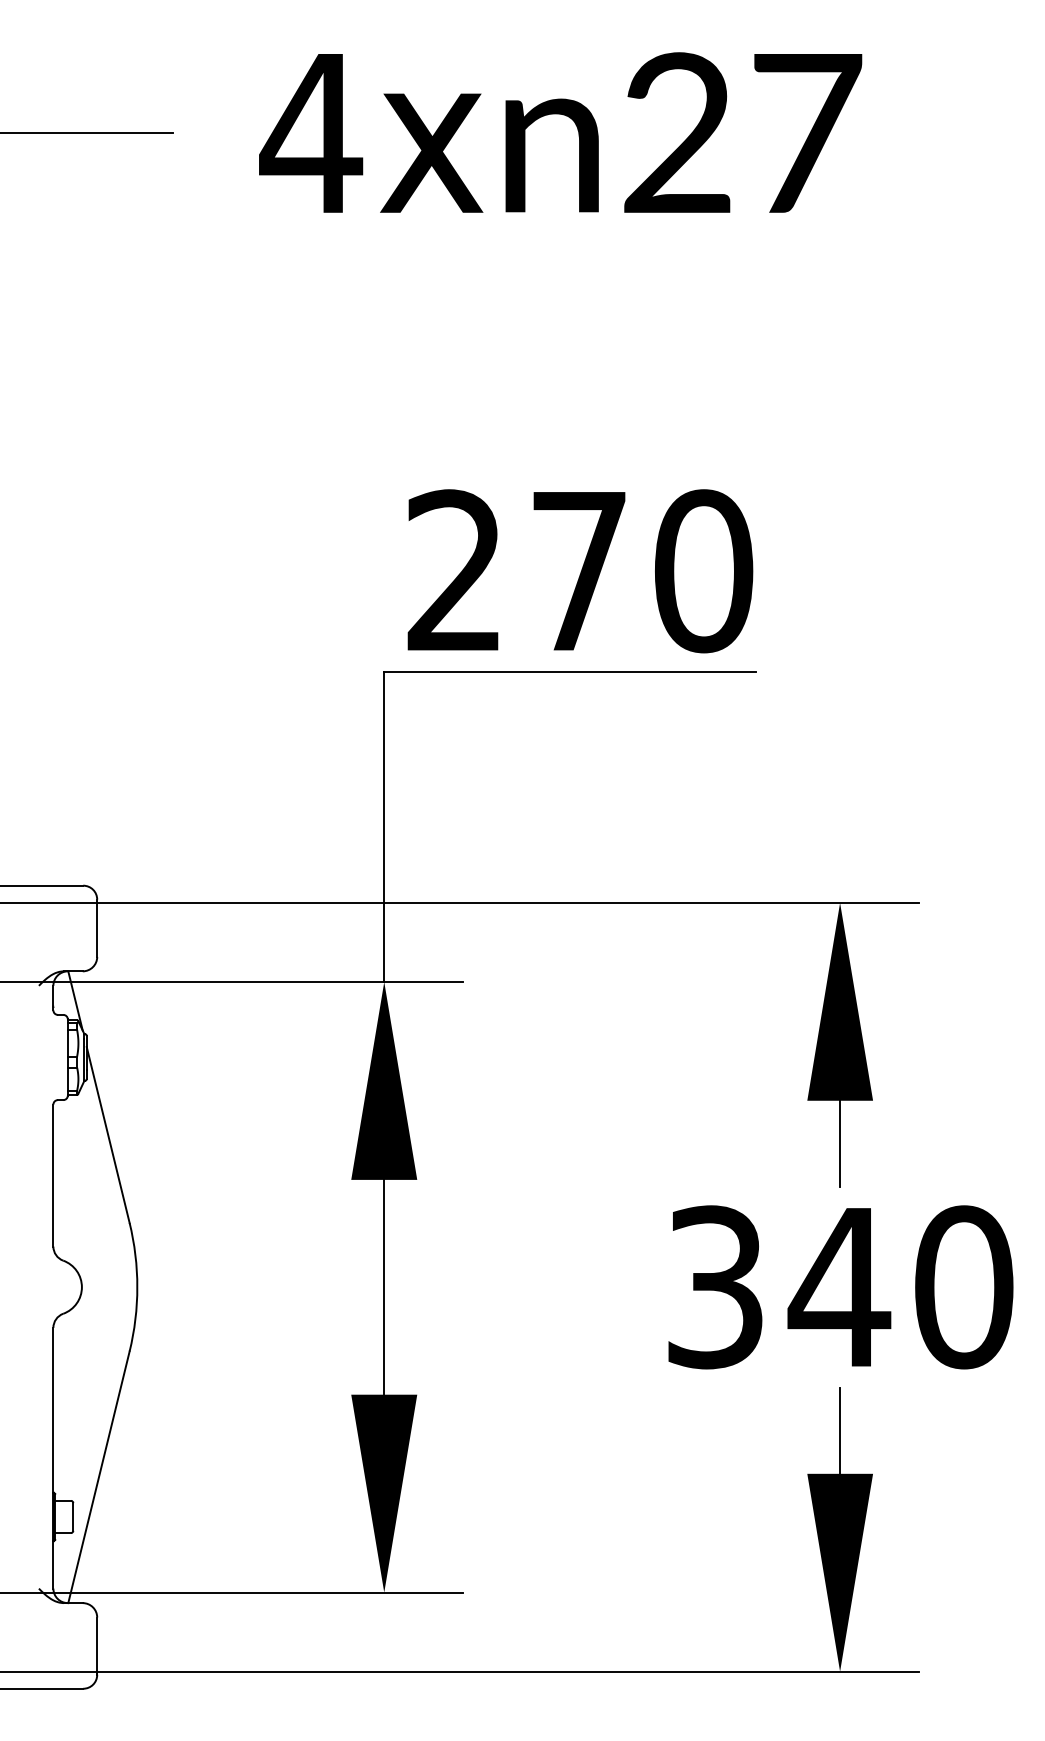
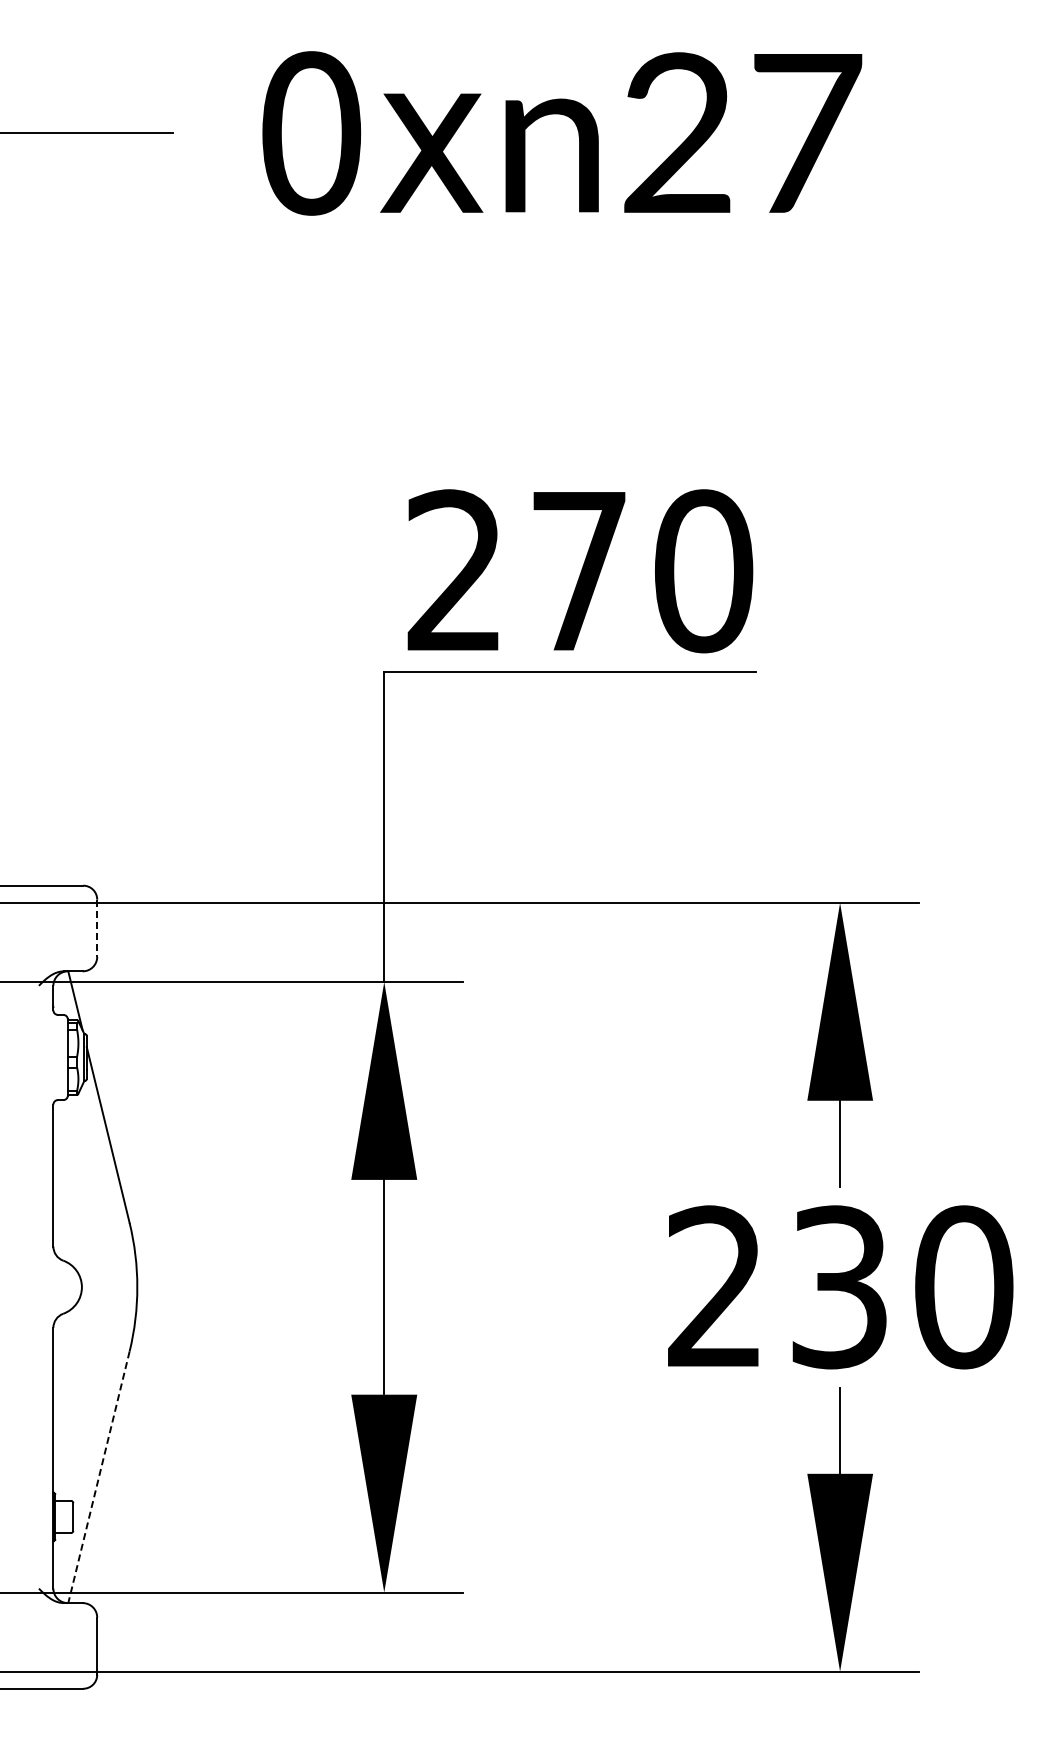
text: 4x -> 0x (311, 133)
line: solid -> dashed (97, 929)
text: 340 -> 230 (779, 1287)
line: solid -> dashed (98, 1477)
